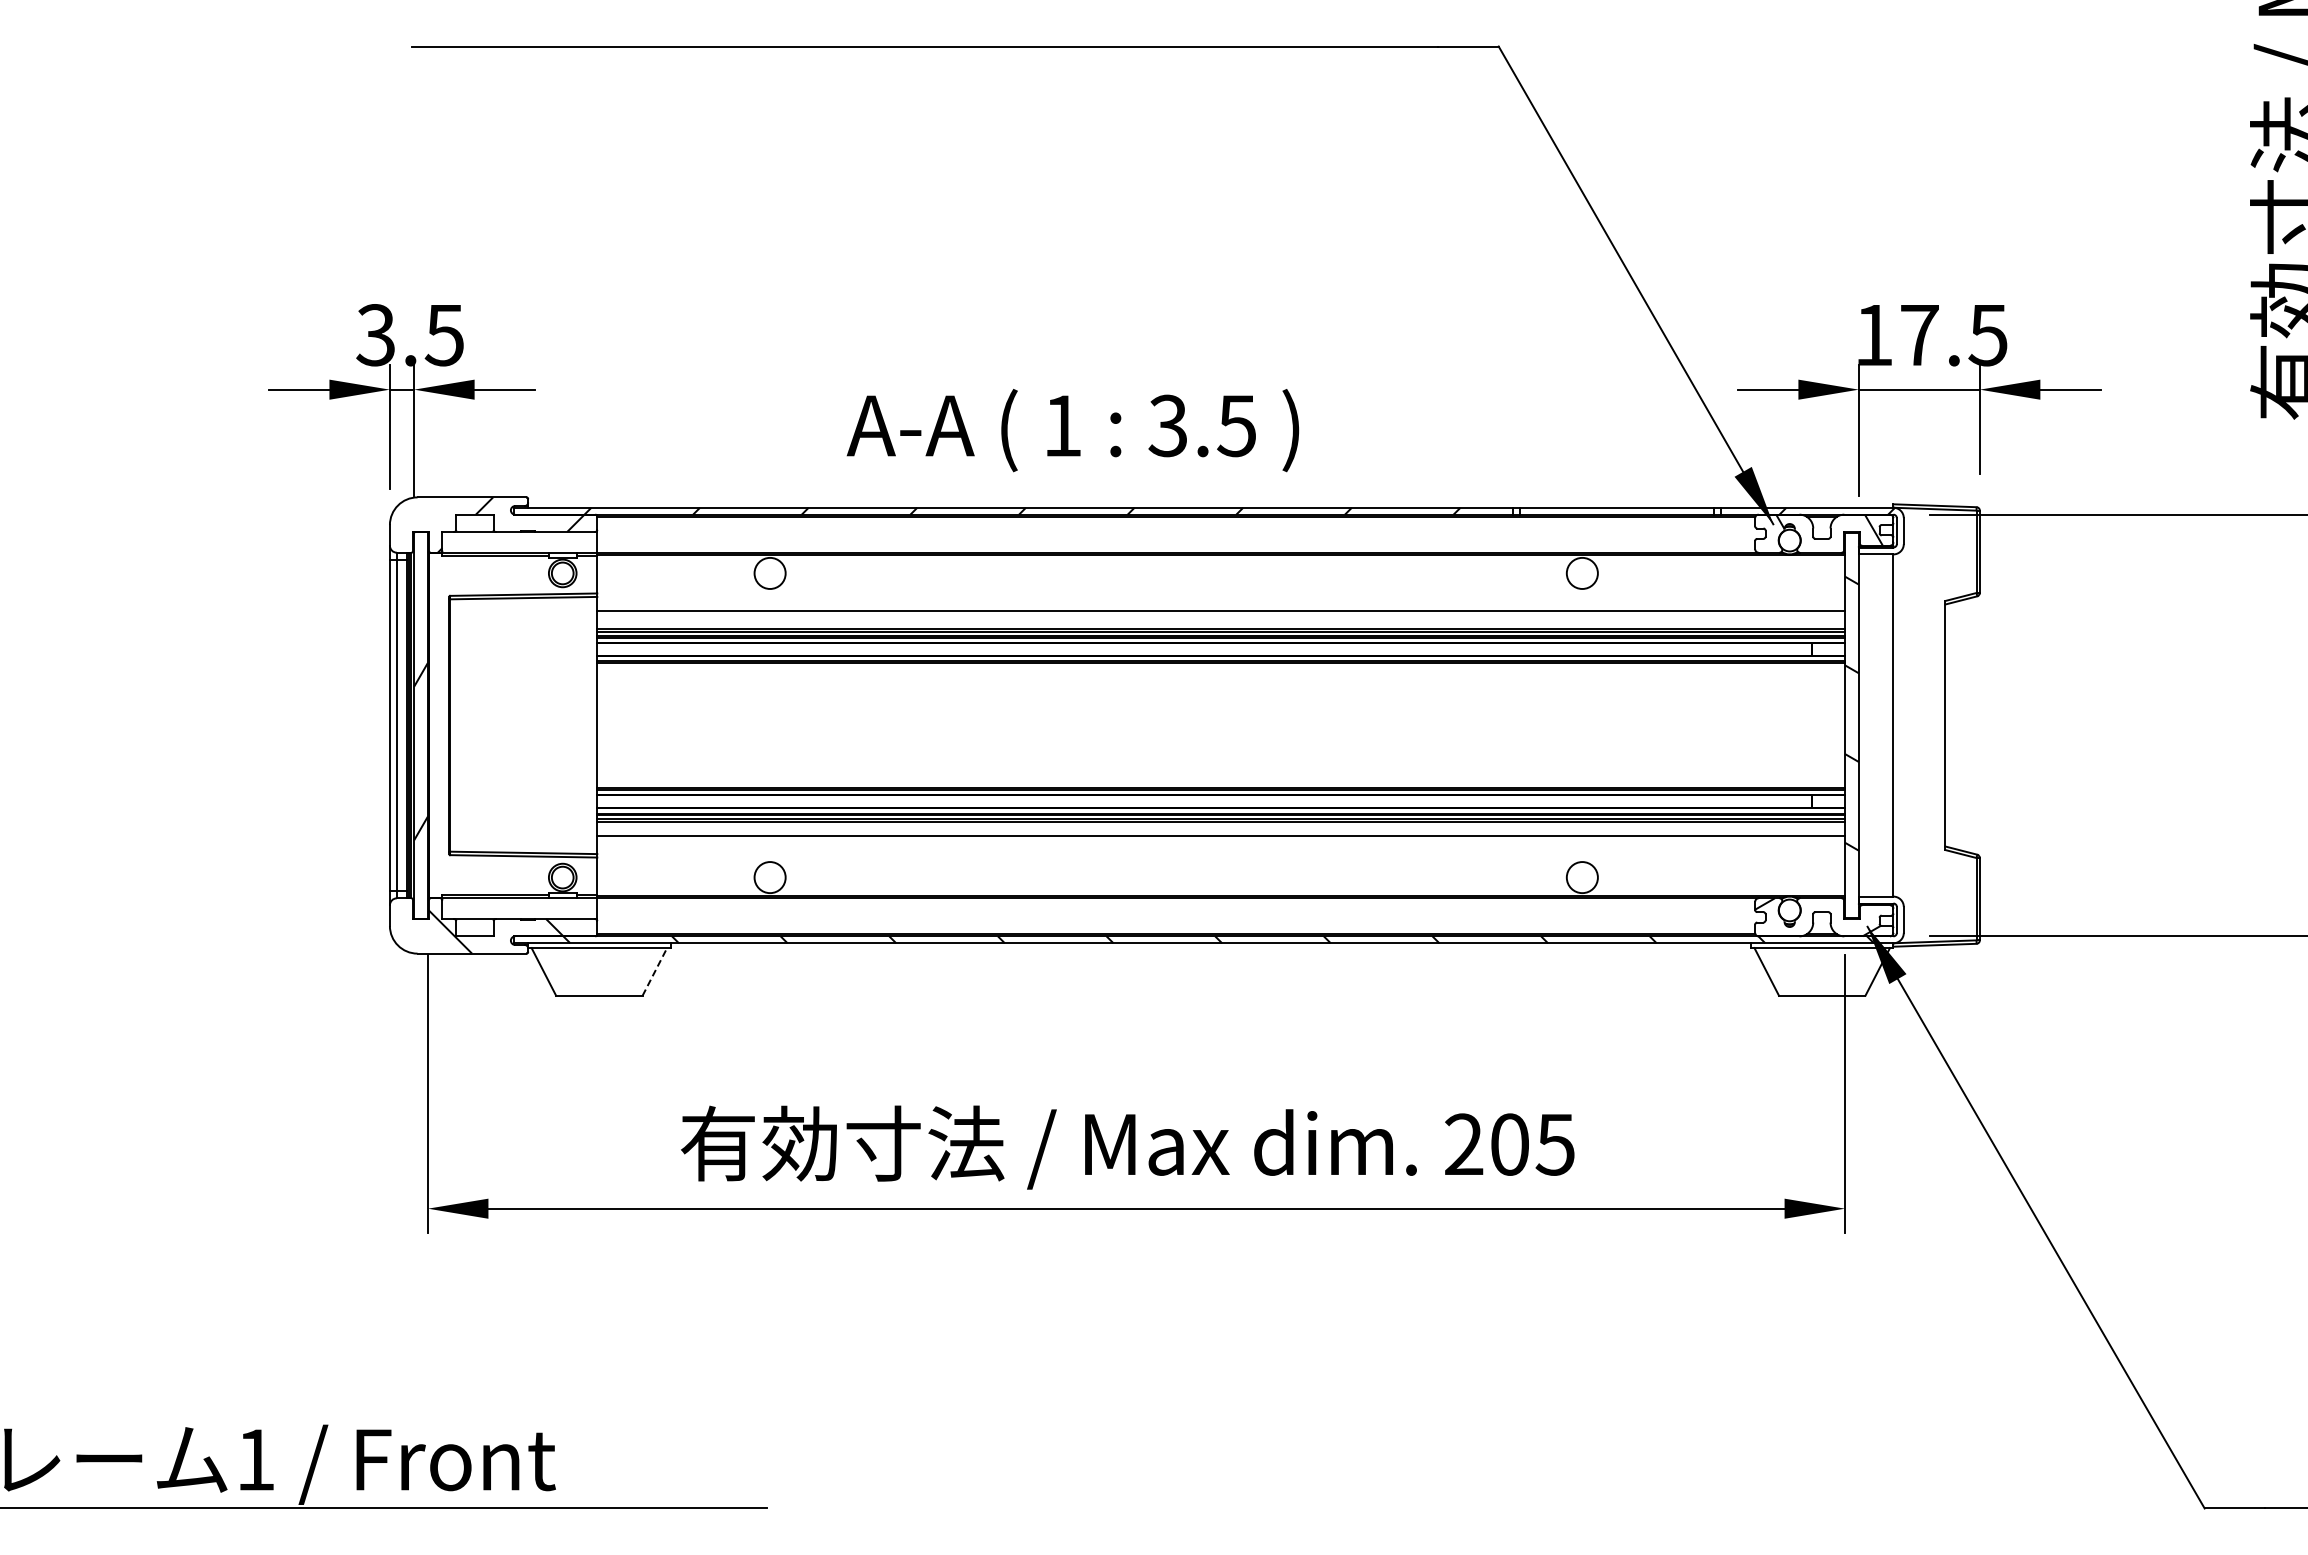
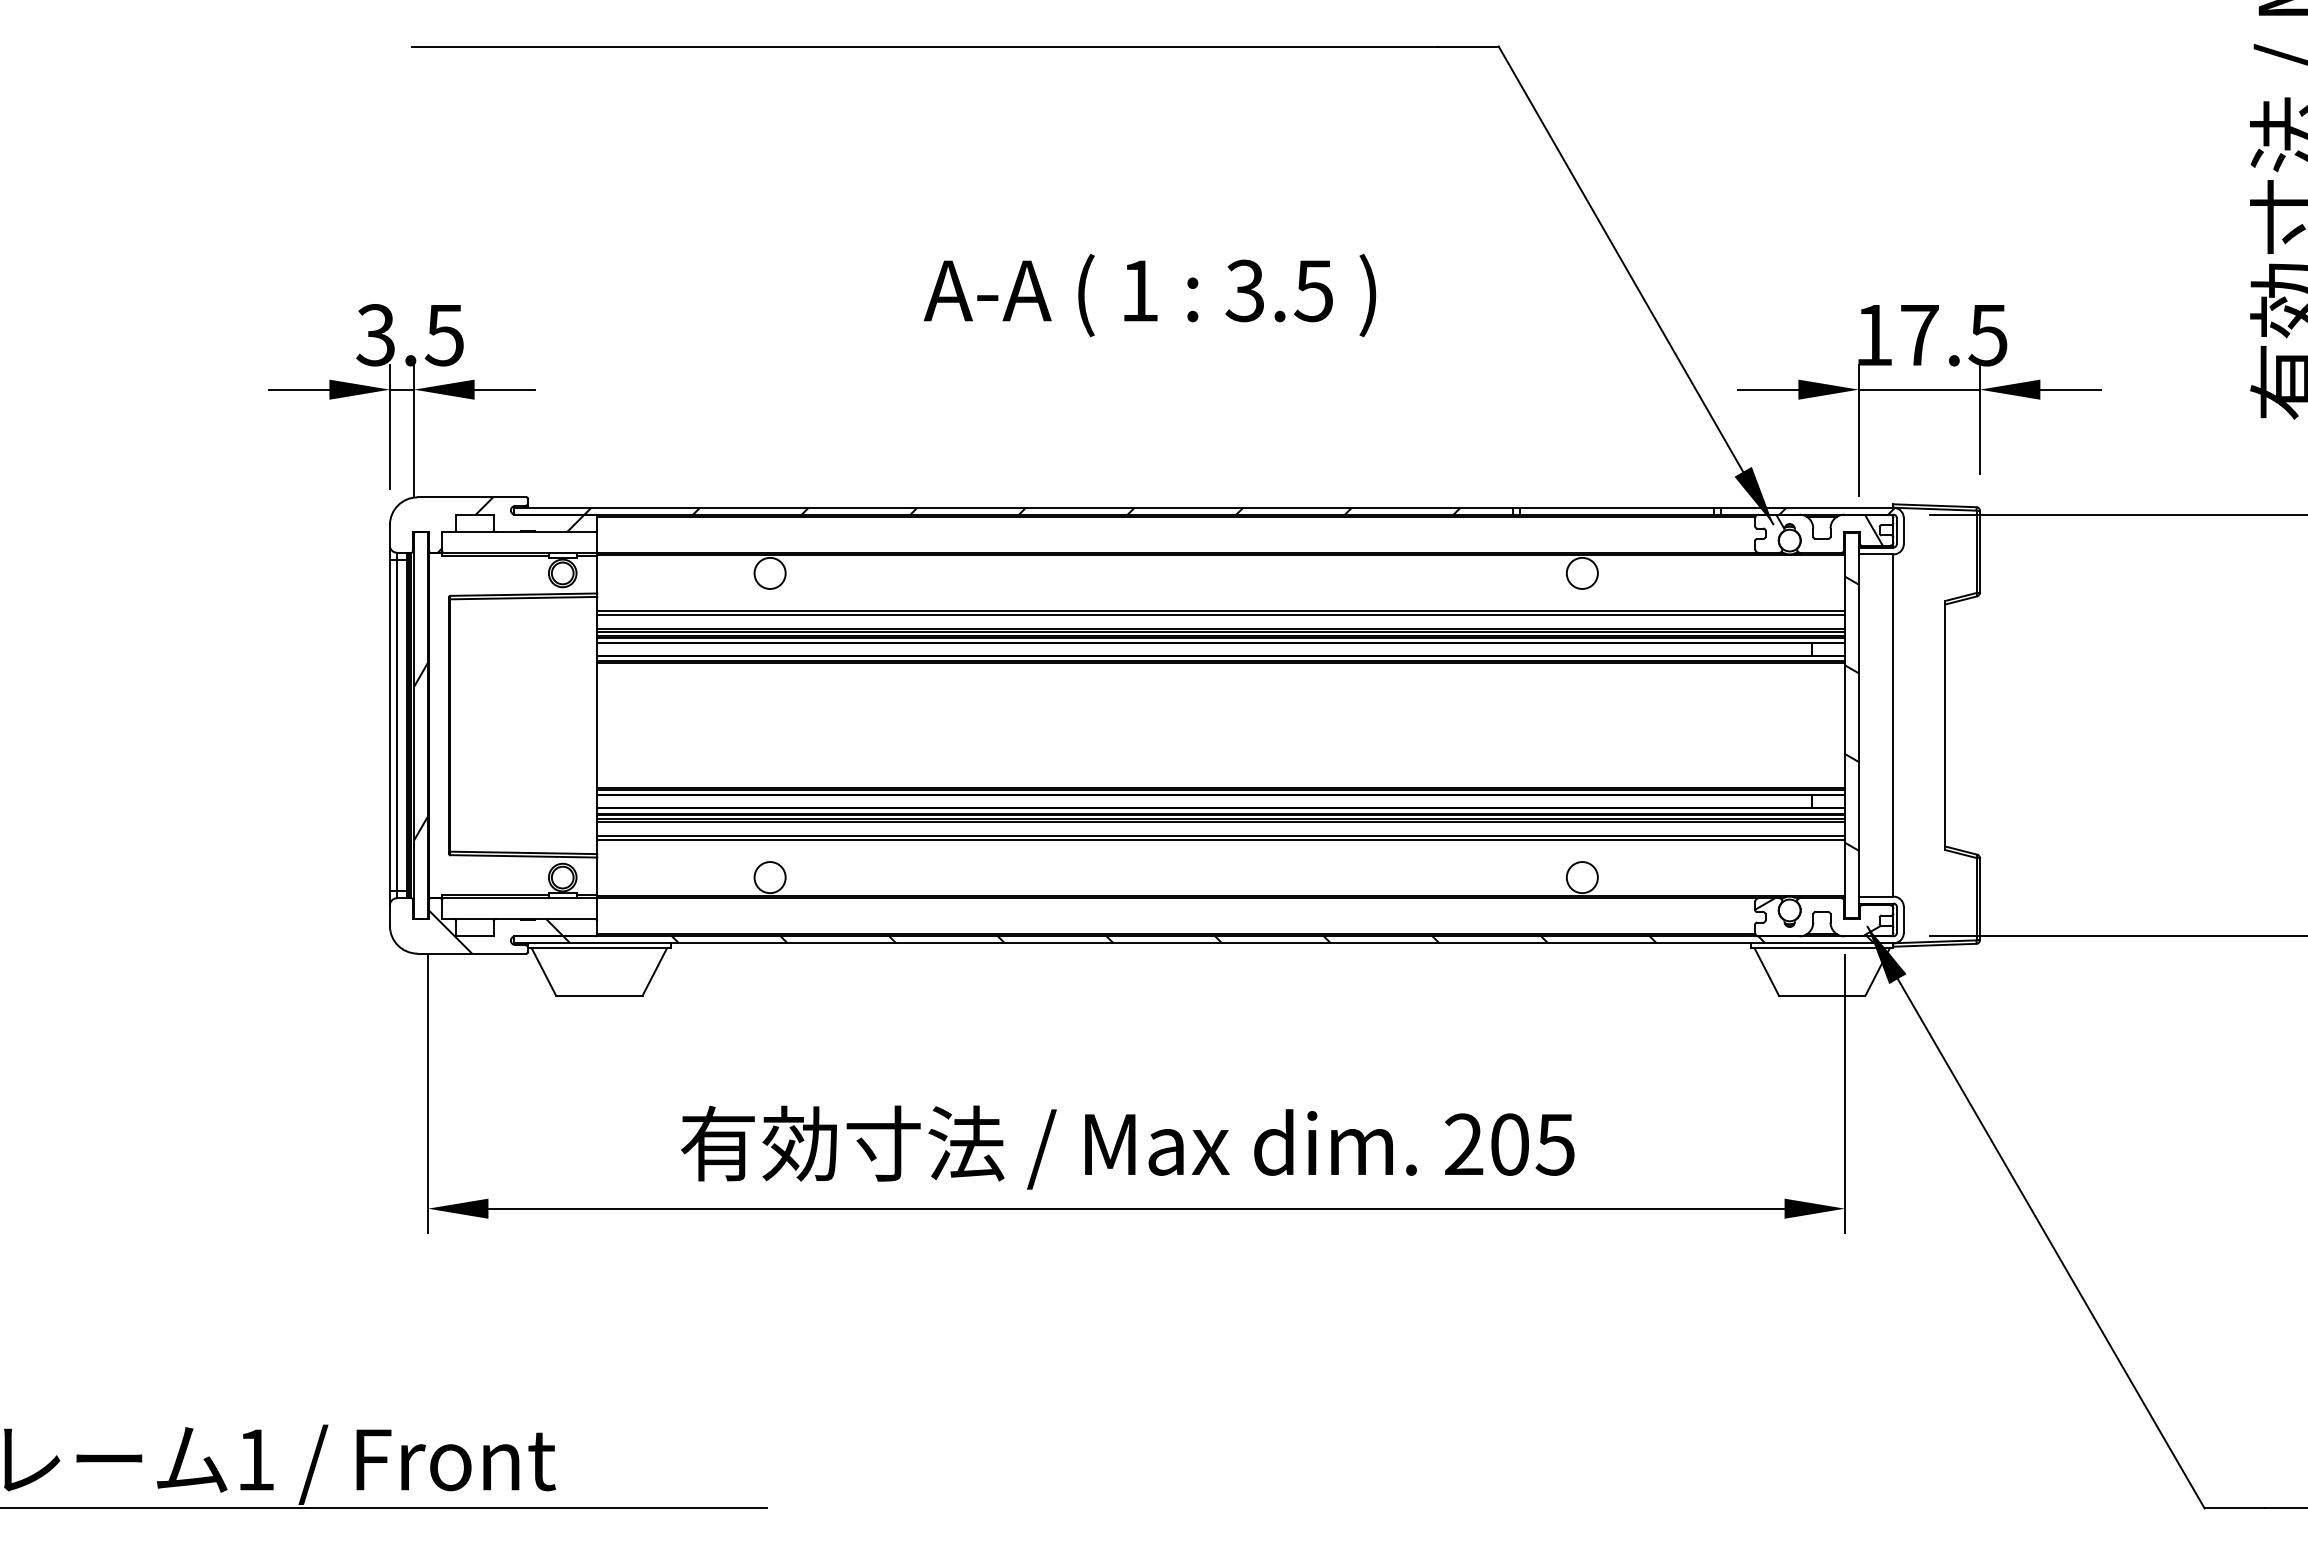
text position: (1072, 430) -> (1149, 295) (1149, 295)
line: none -> present (1221, 614)
line: none -> present (1221, 839)
line: dashed -> solid (654, 971)
